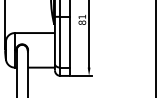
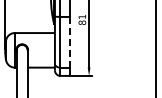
line: solid -> dashed (70, 42)
